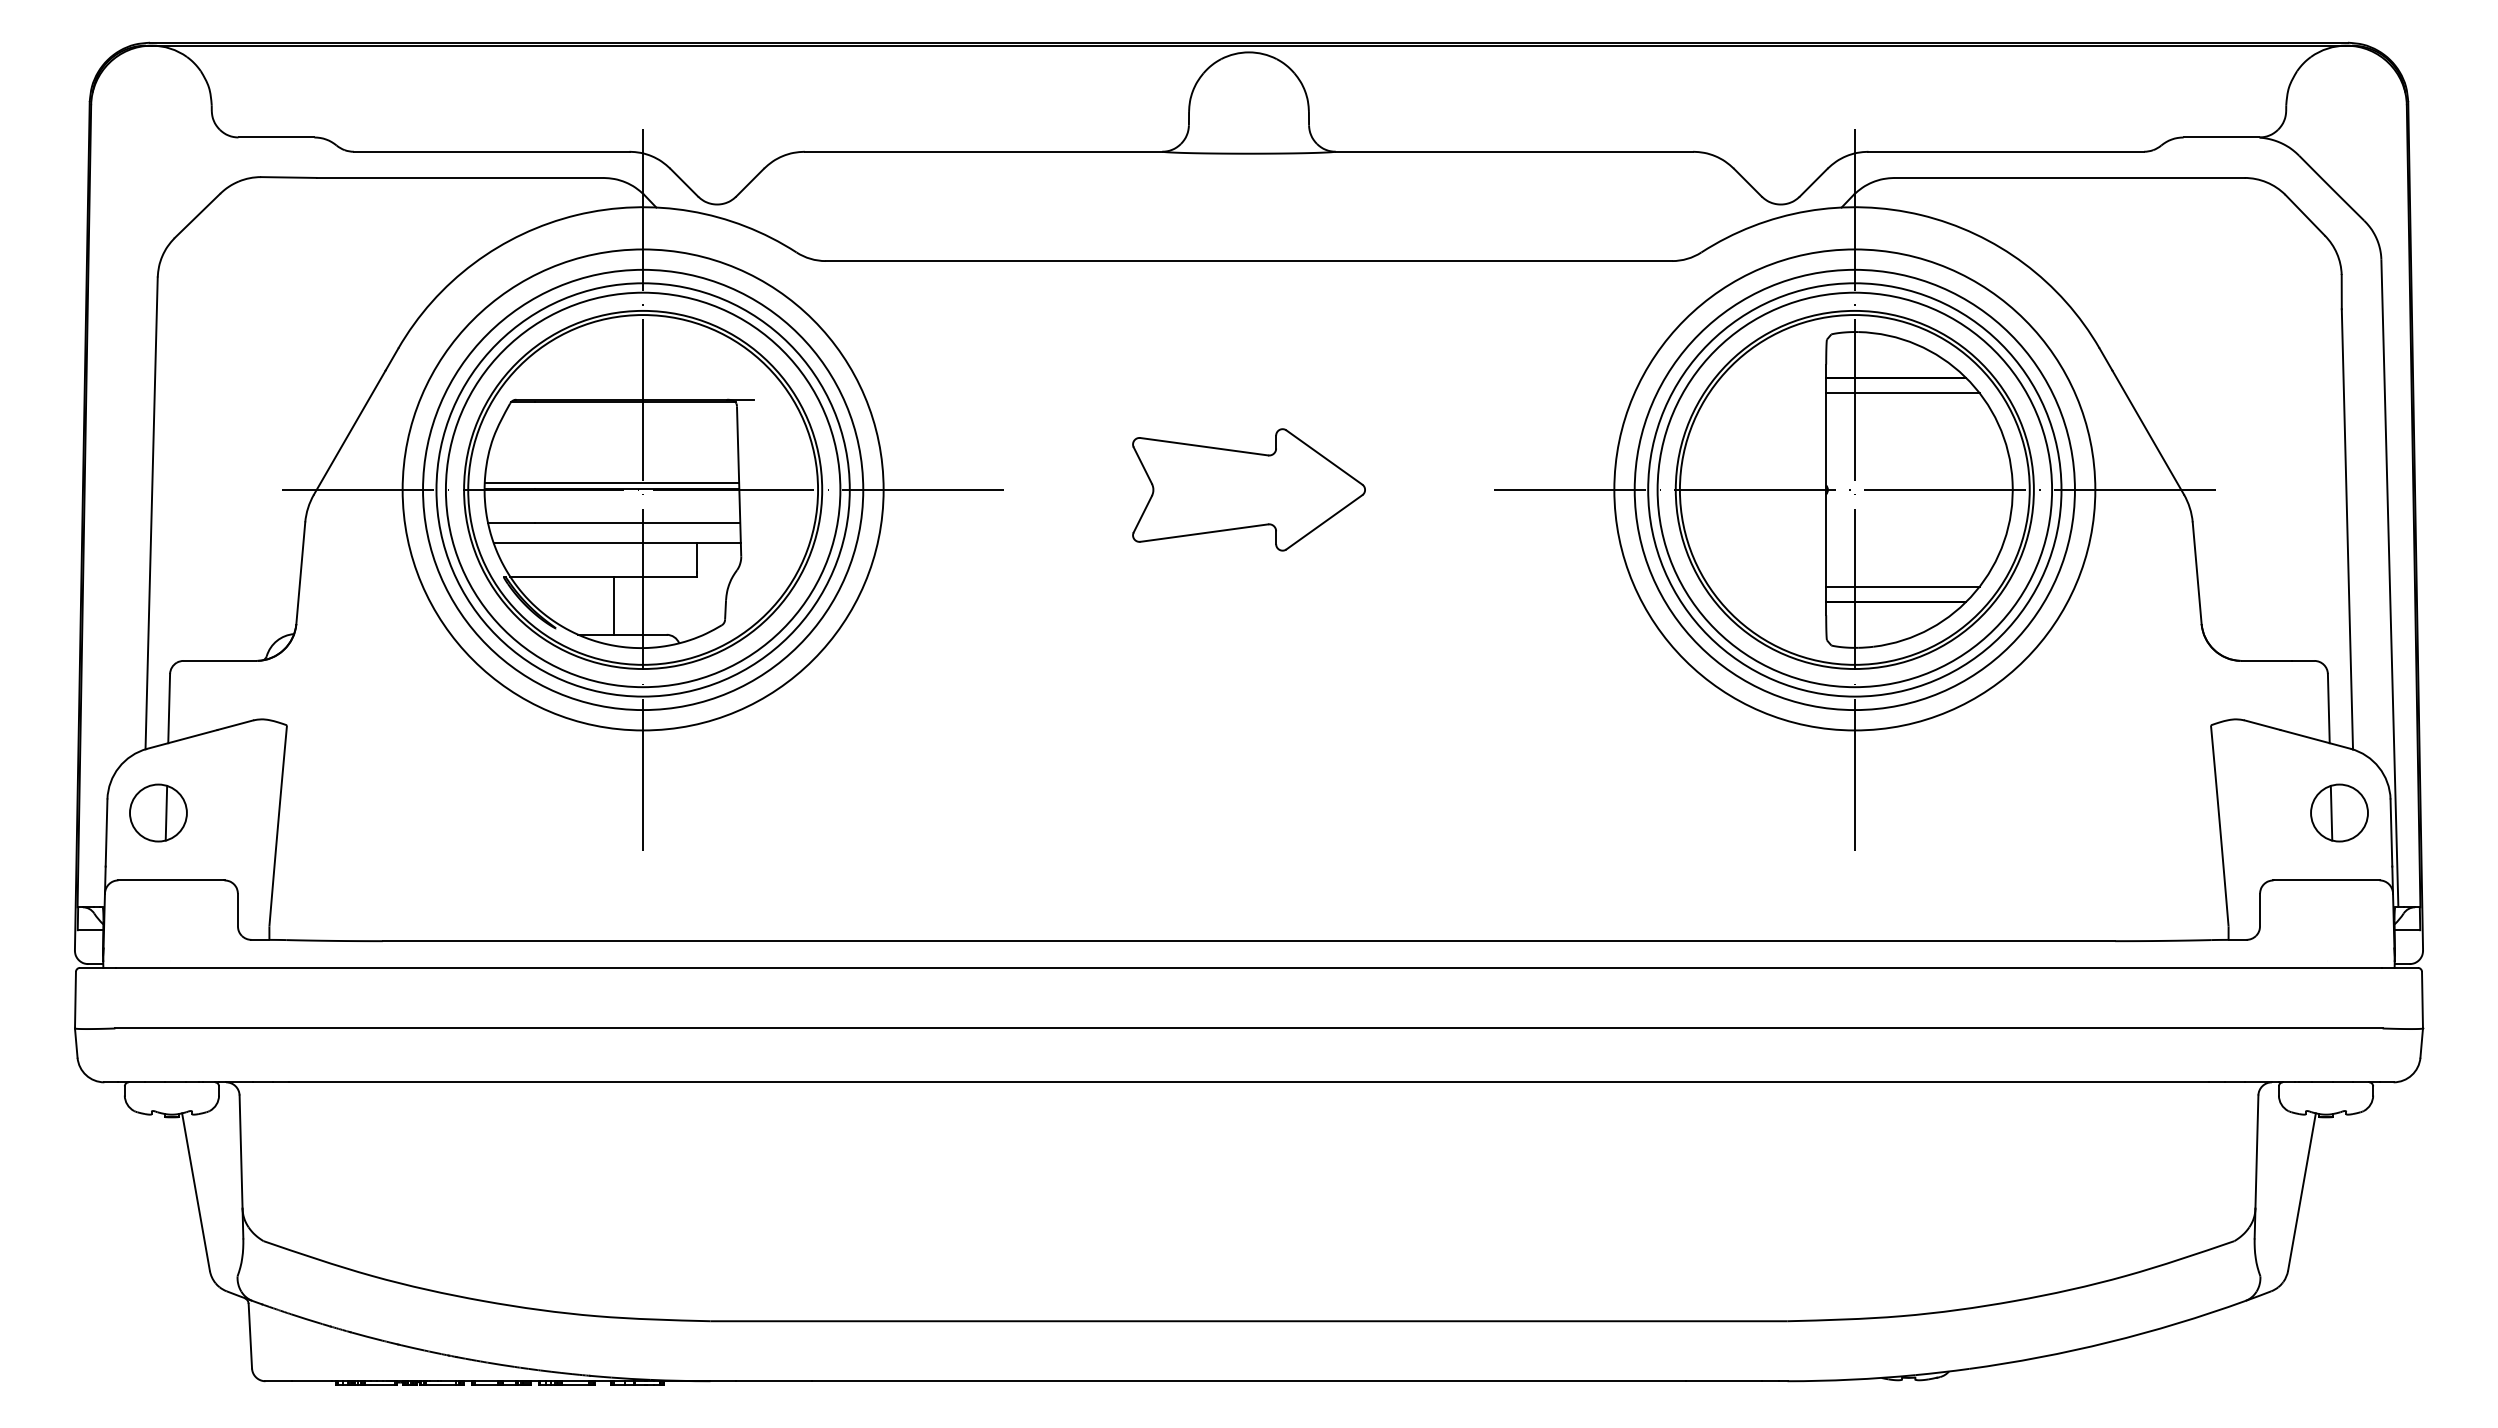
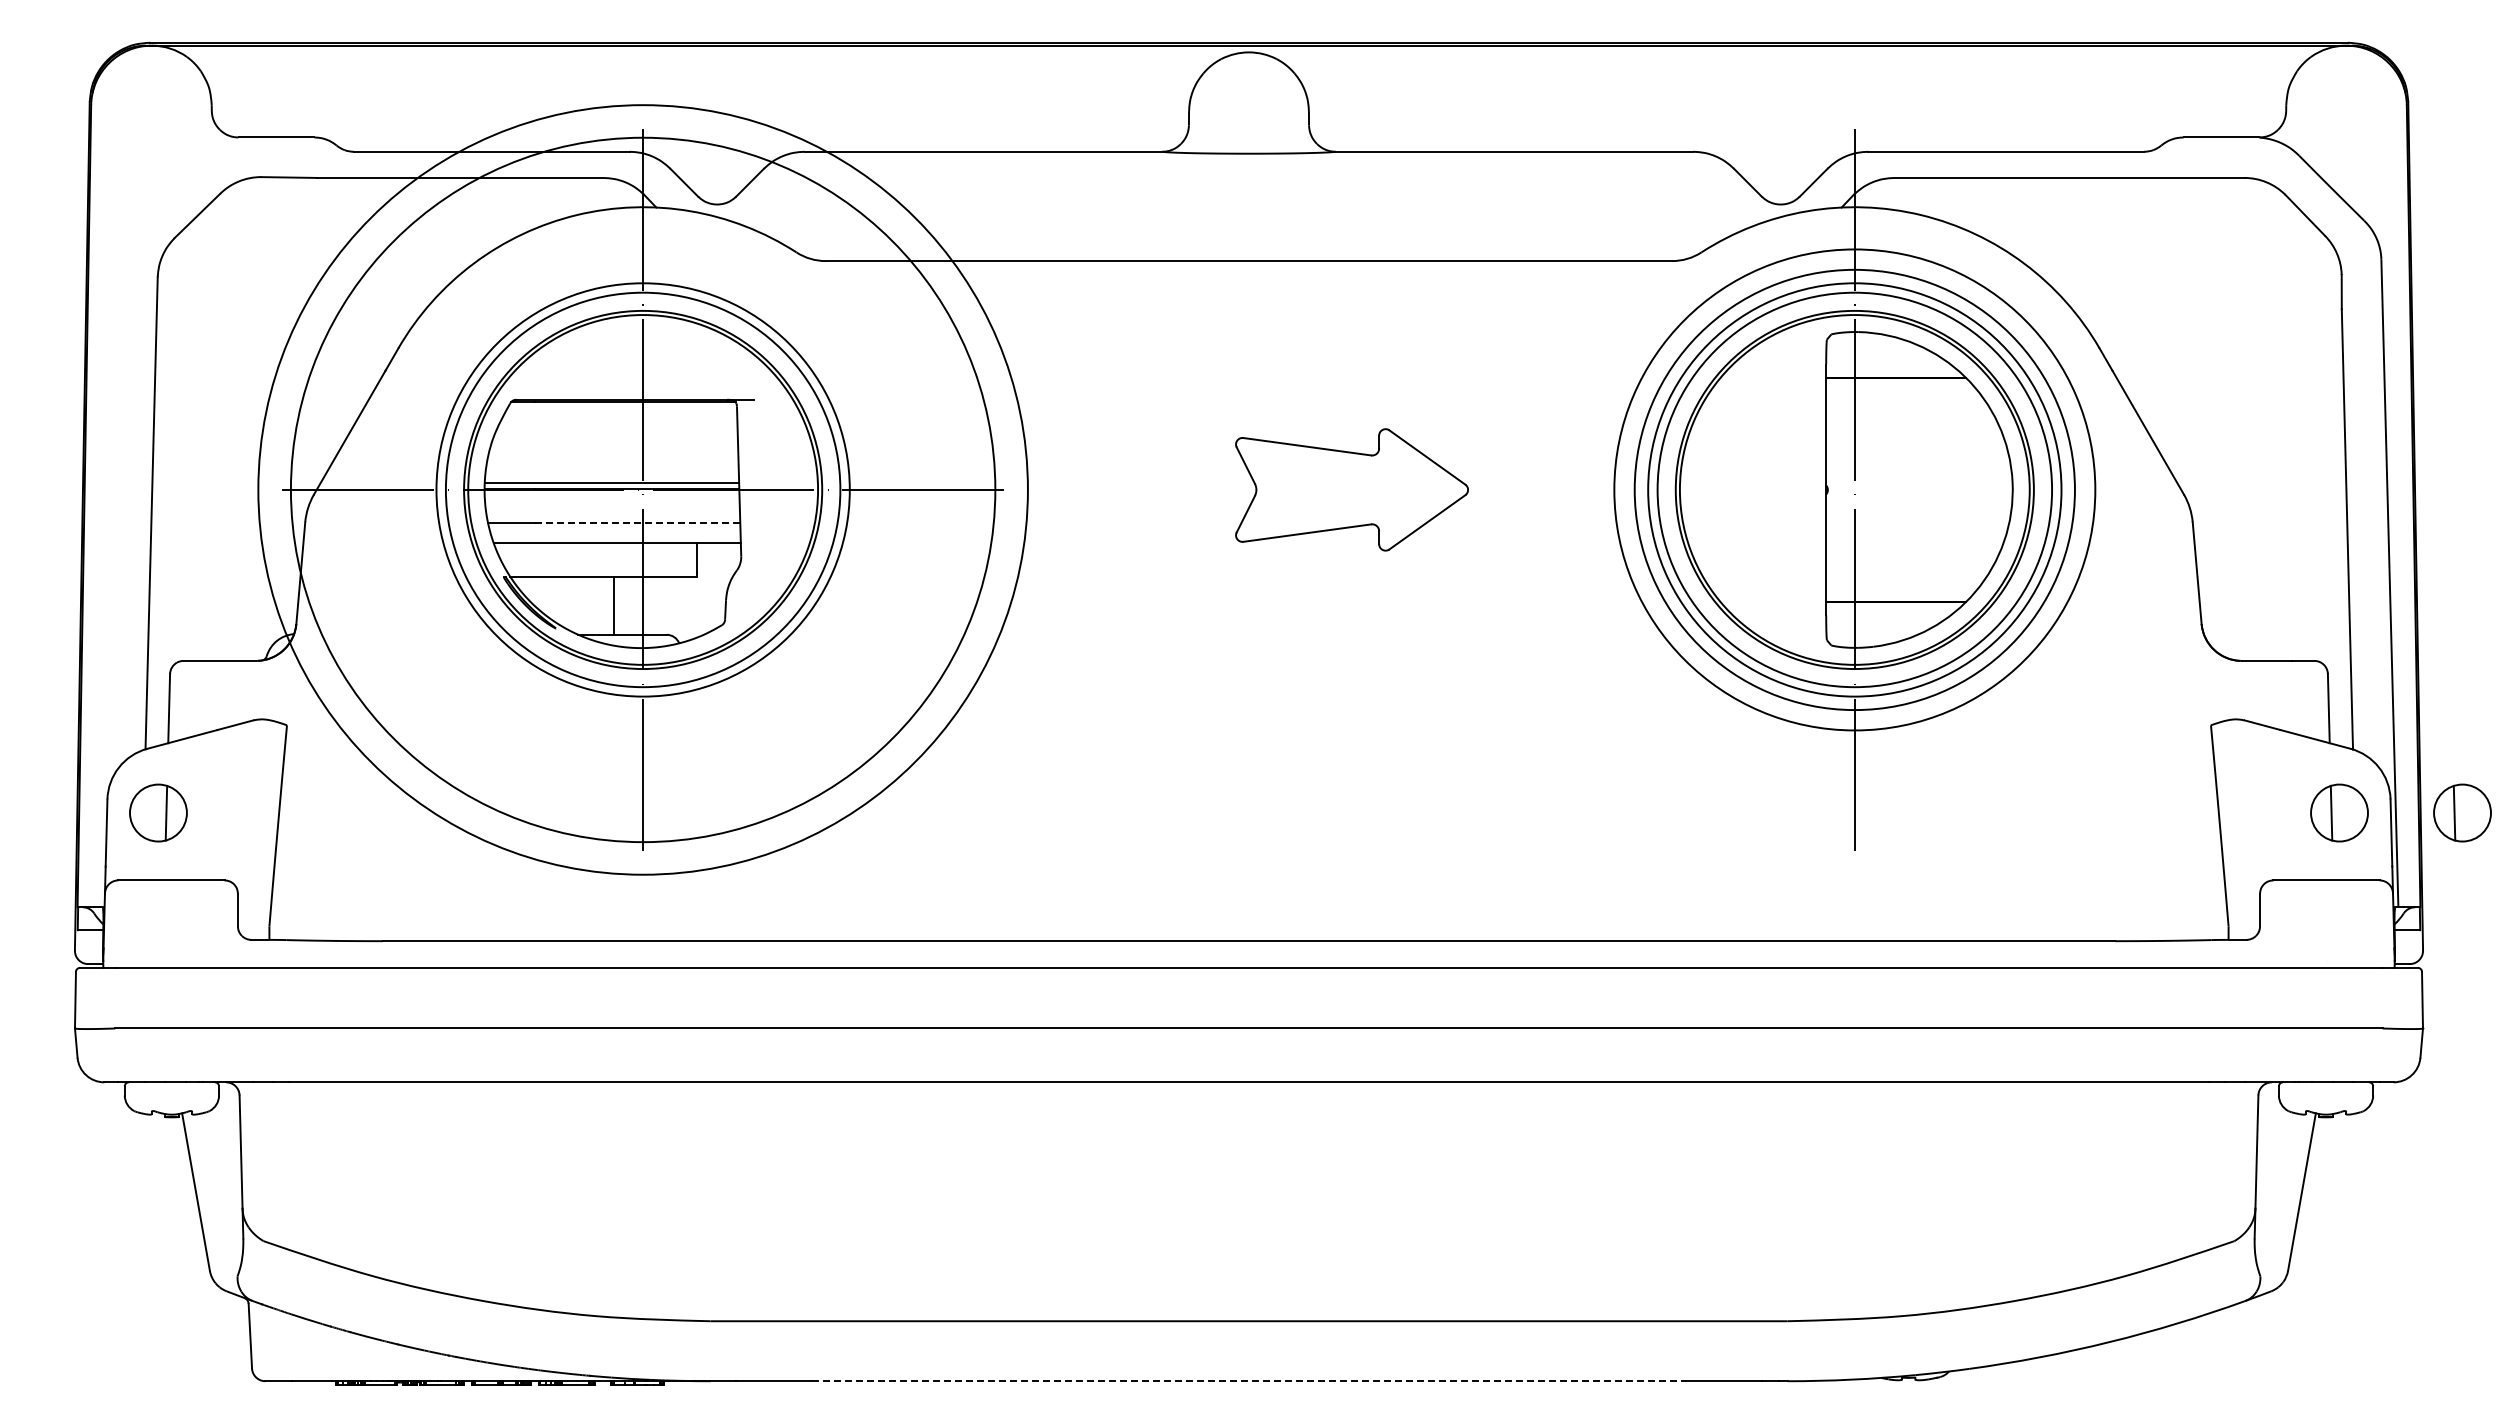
line: present -> none (1902, 393)
circle diameter: 481 px -> 770 px (642, 489)
circle diameter: 440 px -> 704 px (642, 489)
part position: (1248, 489) -> (1351, 489) (1351, 489)
line: present -> none (1854, 489)
line: solid -> dashed (638, 523)
line: present -> none (1902, 586)
part: none -> present (2462, 812)
line: solid -> dashed (1249, 1381)
